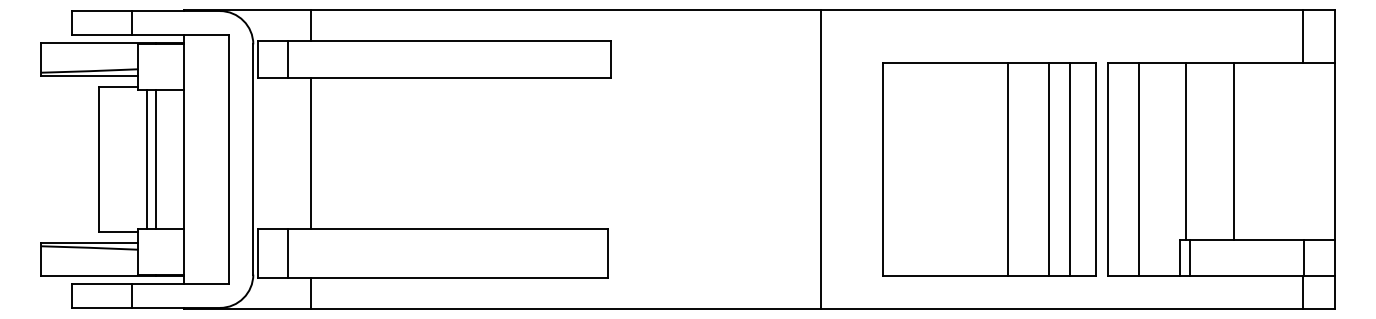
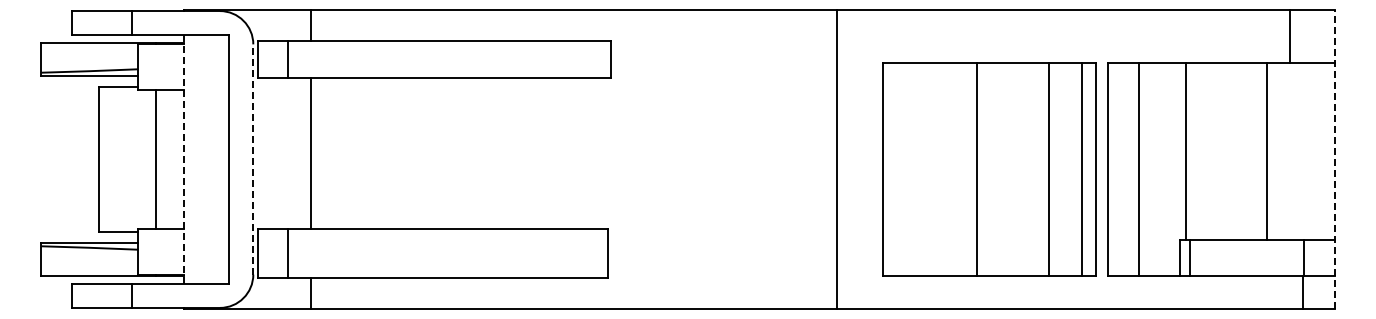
line position: (1302, 35) -> (1289, 35) (1289, 35)
line position: (1233, 150) -> (1266, 150) (1266, 150)
line: present -> none (147, 159)
line: solid -> dashed (253, 159)
line position: (820, 159) -> (836, 159) (836, 159)
line: solid -> dashed (1334, 159)
line: solid -> dashed (183, 160)
line position: (1008, 169) -> (977, 169) (977, 169)
line position: (1069, 169) -> (1081, 169) (1081, 169)
